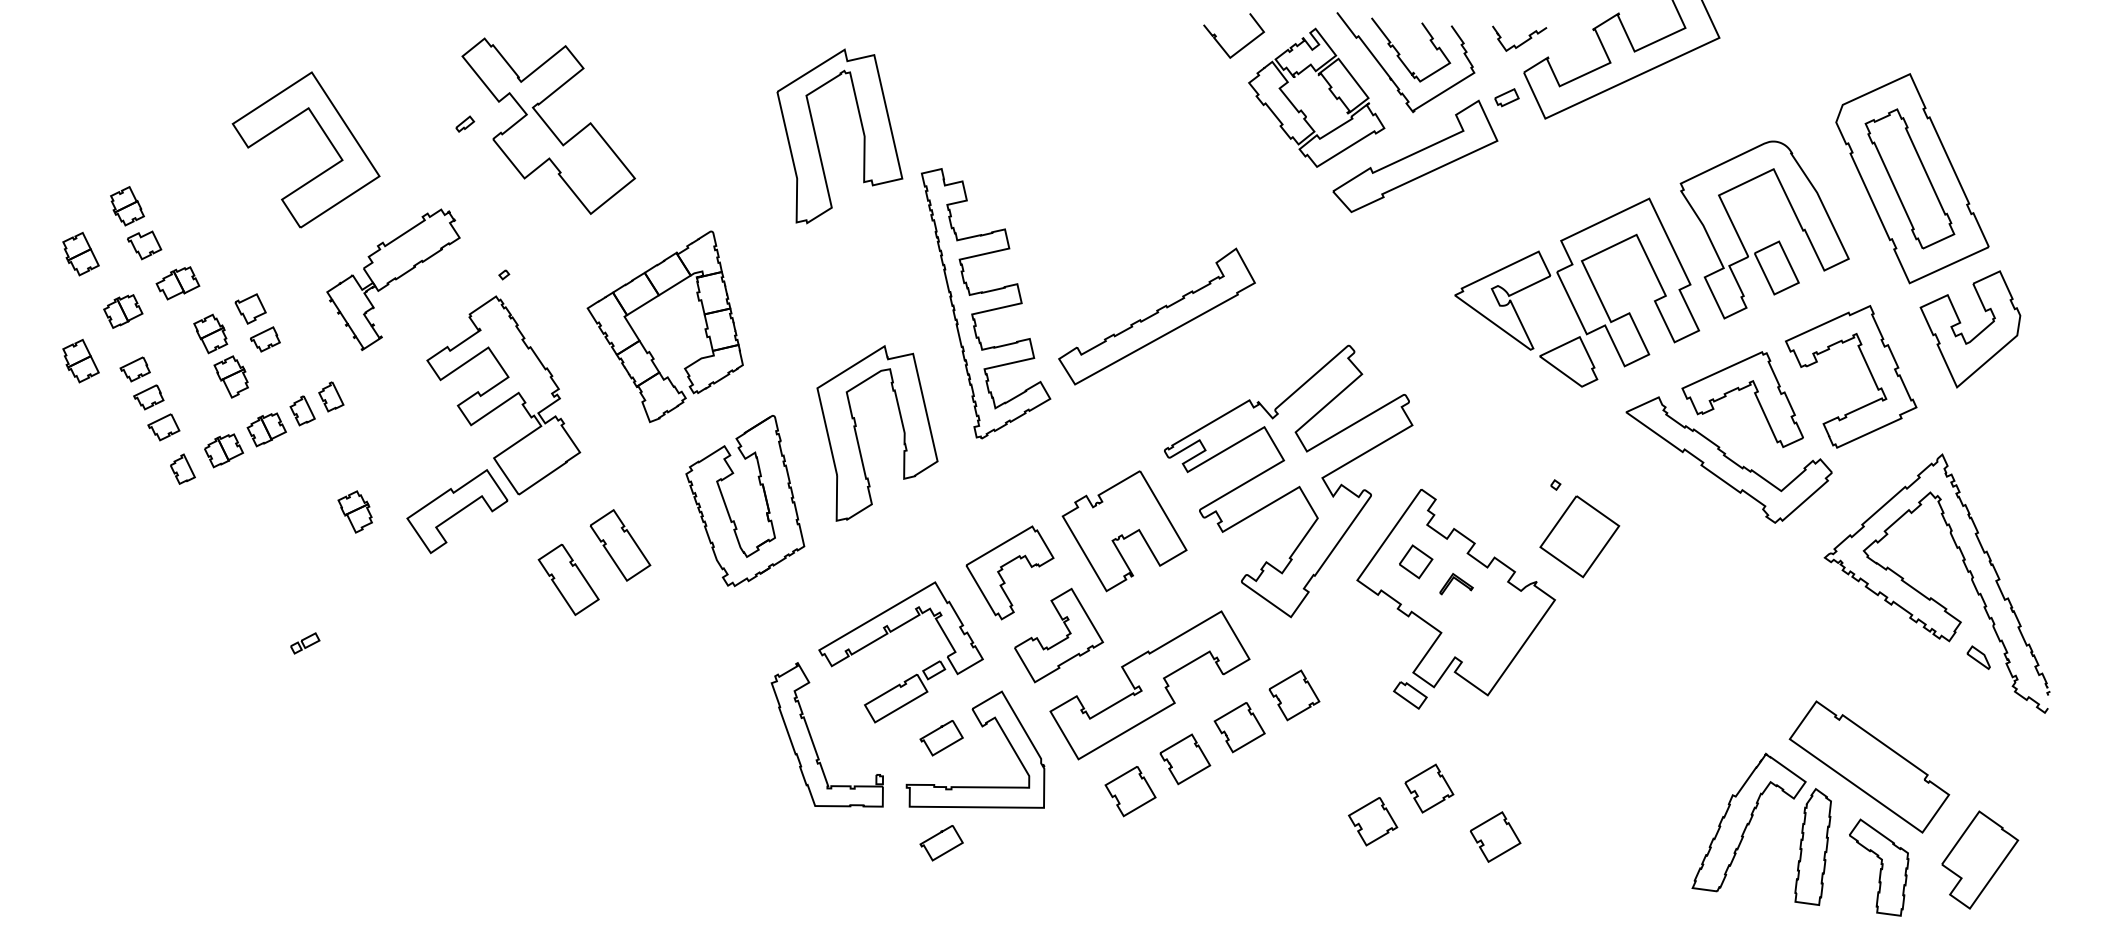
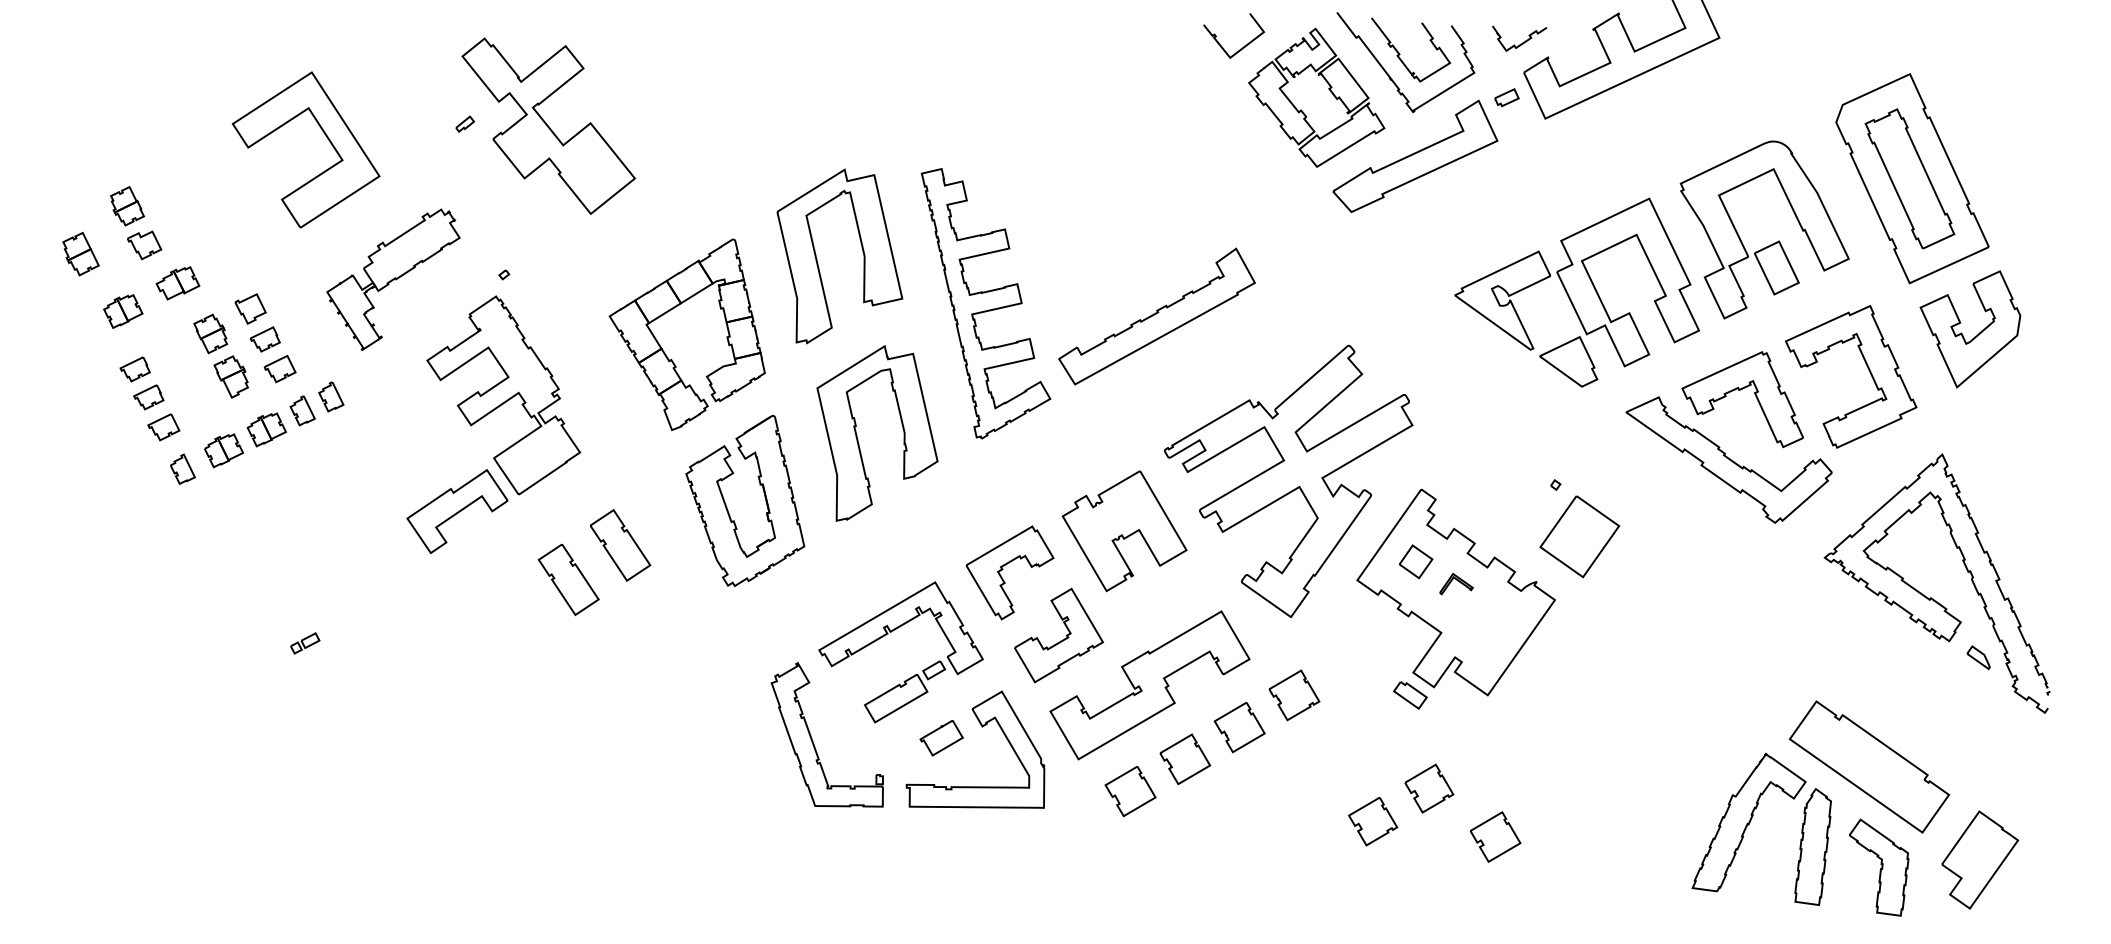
part position: (817, 138) -> (817, 258) (817, 258)
part position: (641, 341) -> (663, 349) (663, 349)
part: present -> none (80, 361)
part: none -> present (279, 368)
part: present -> none (354, 511)
part: present -> none (941, 843)
